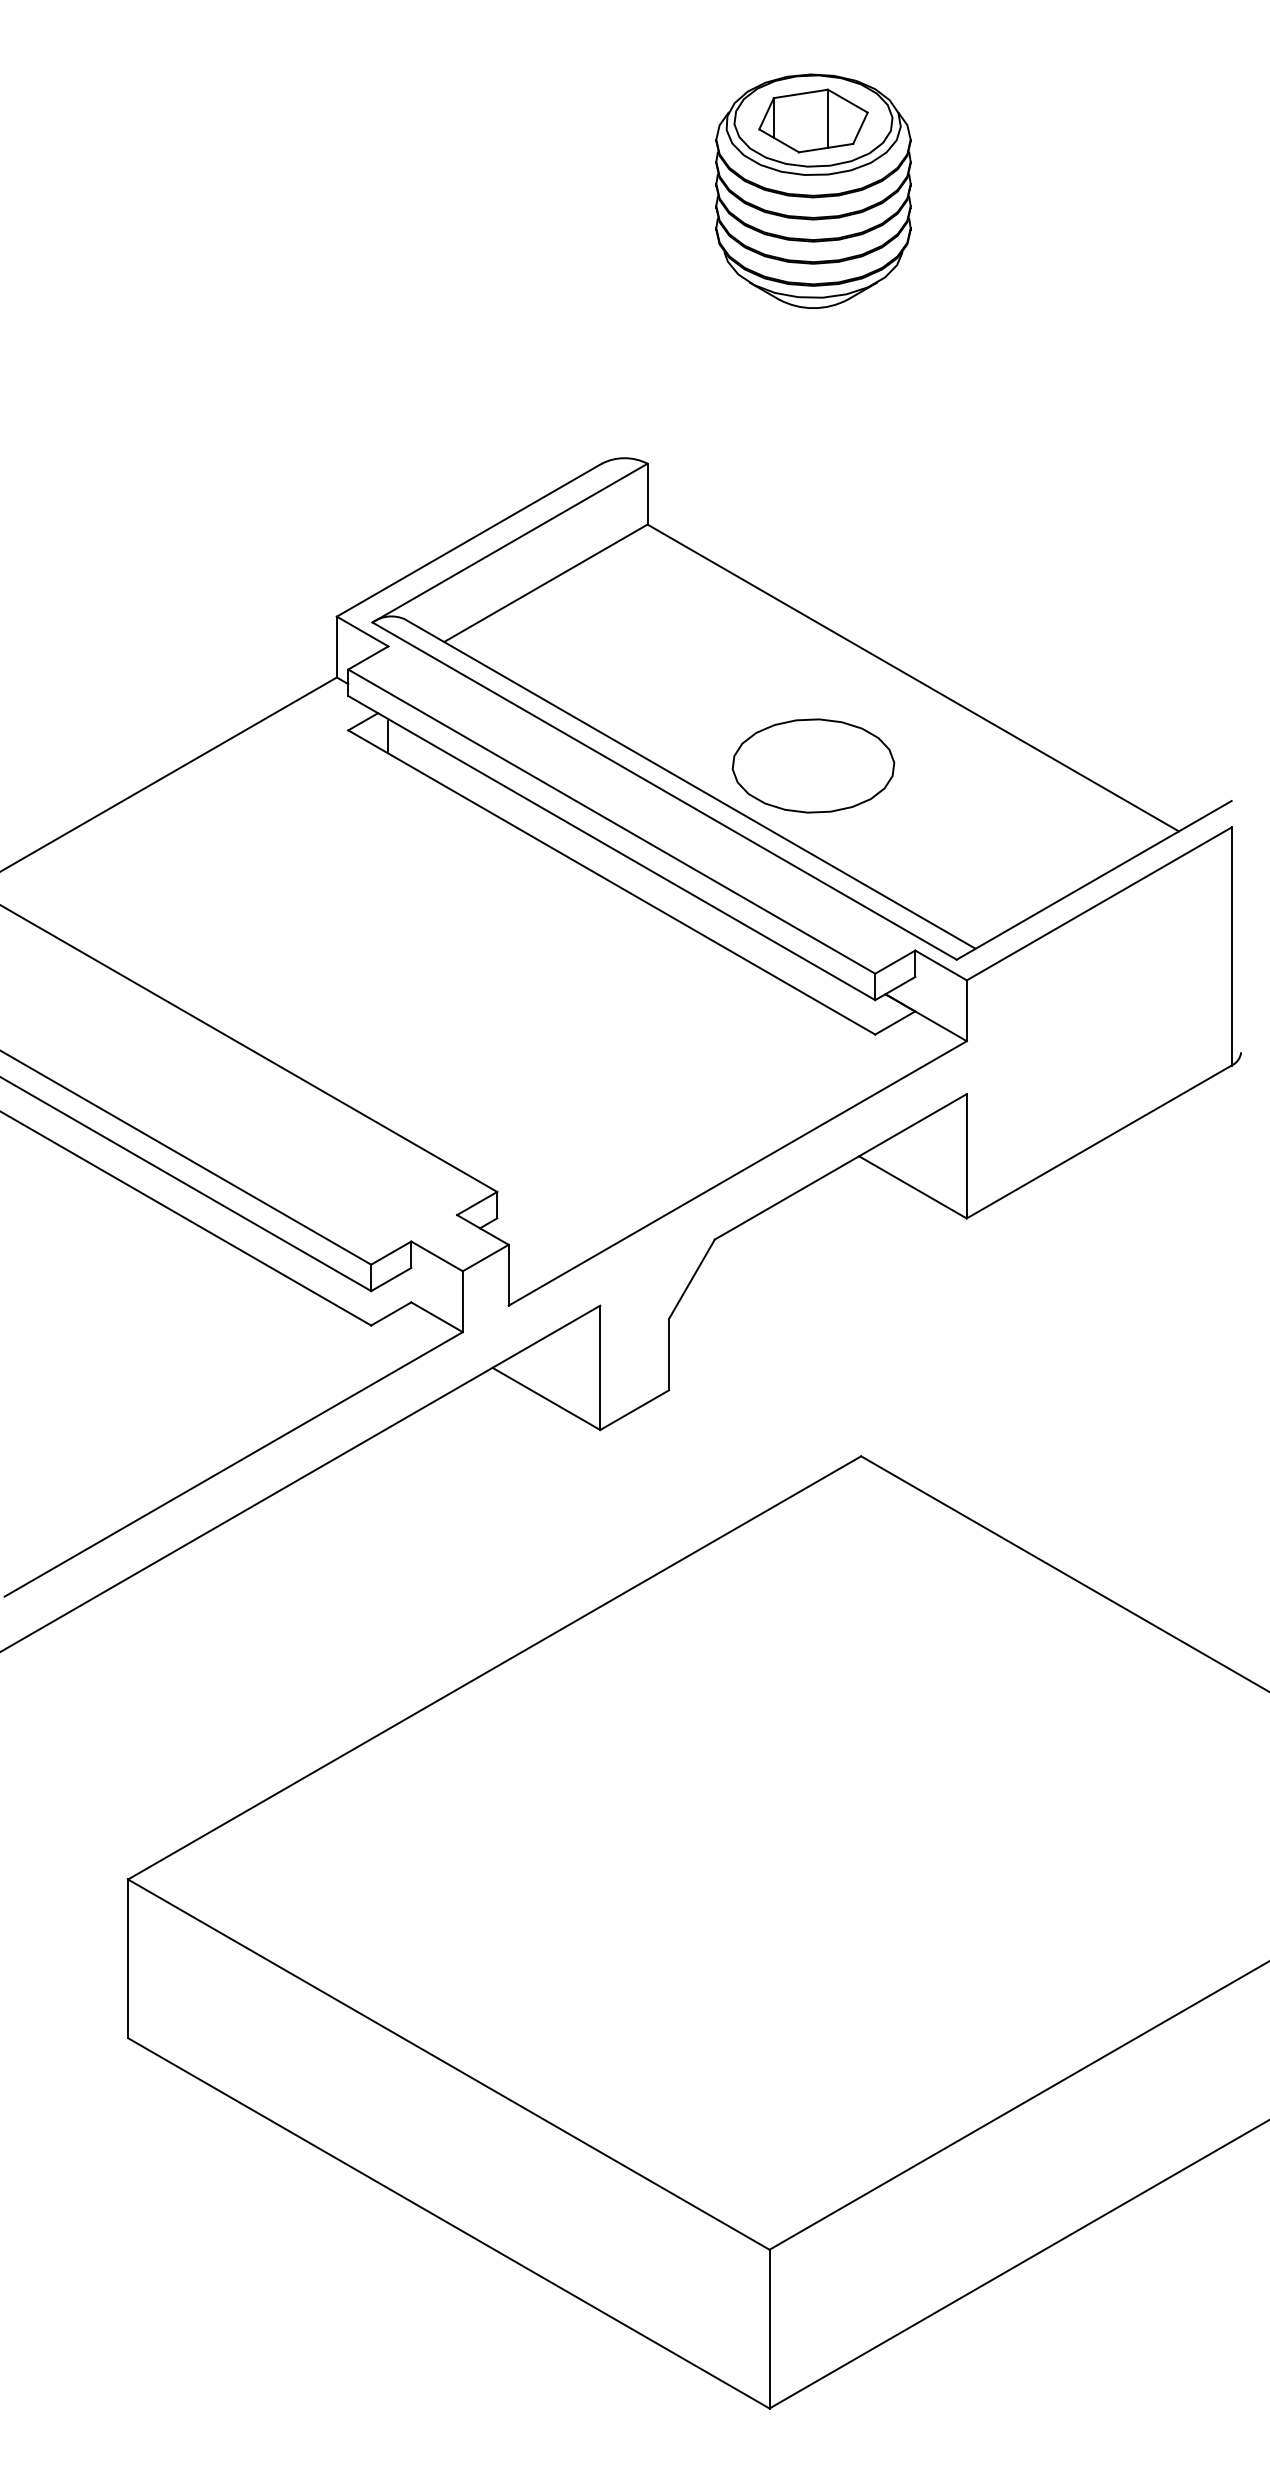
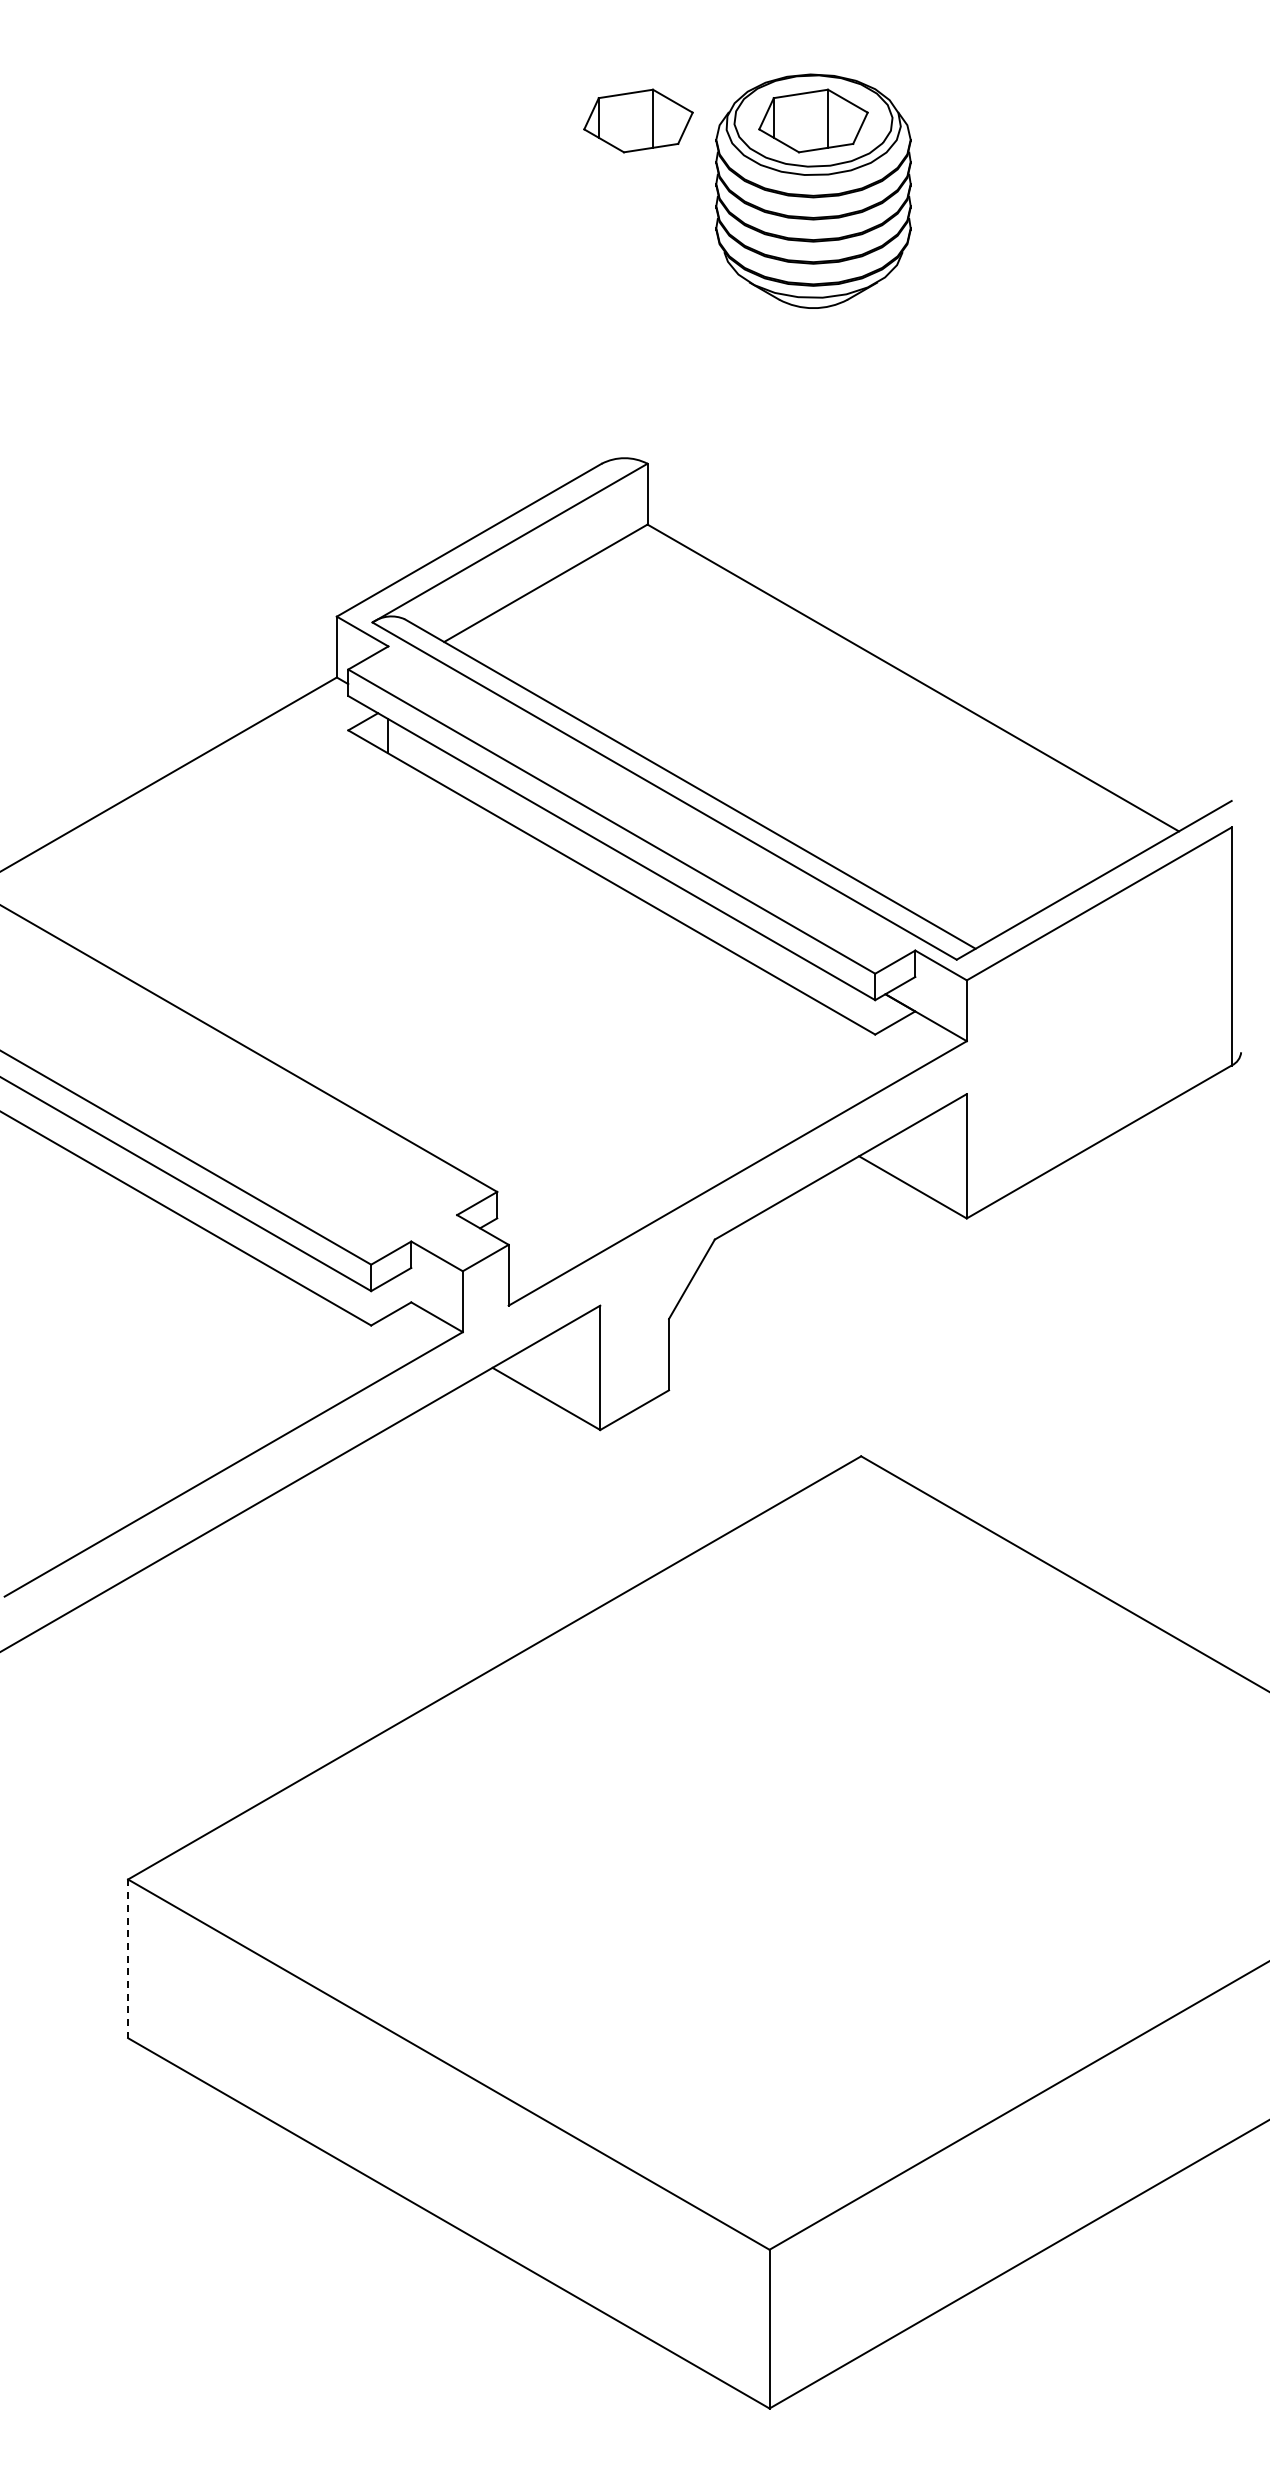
part: none -> present (638, 120)
part: present -> none (813, 765)
line: solid -> dashed (128, 1959)
